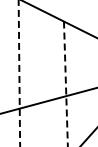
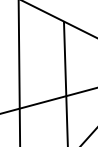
line: dashed -> solid (19, 73)
line: dashed -> solid (65, 84)
